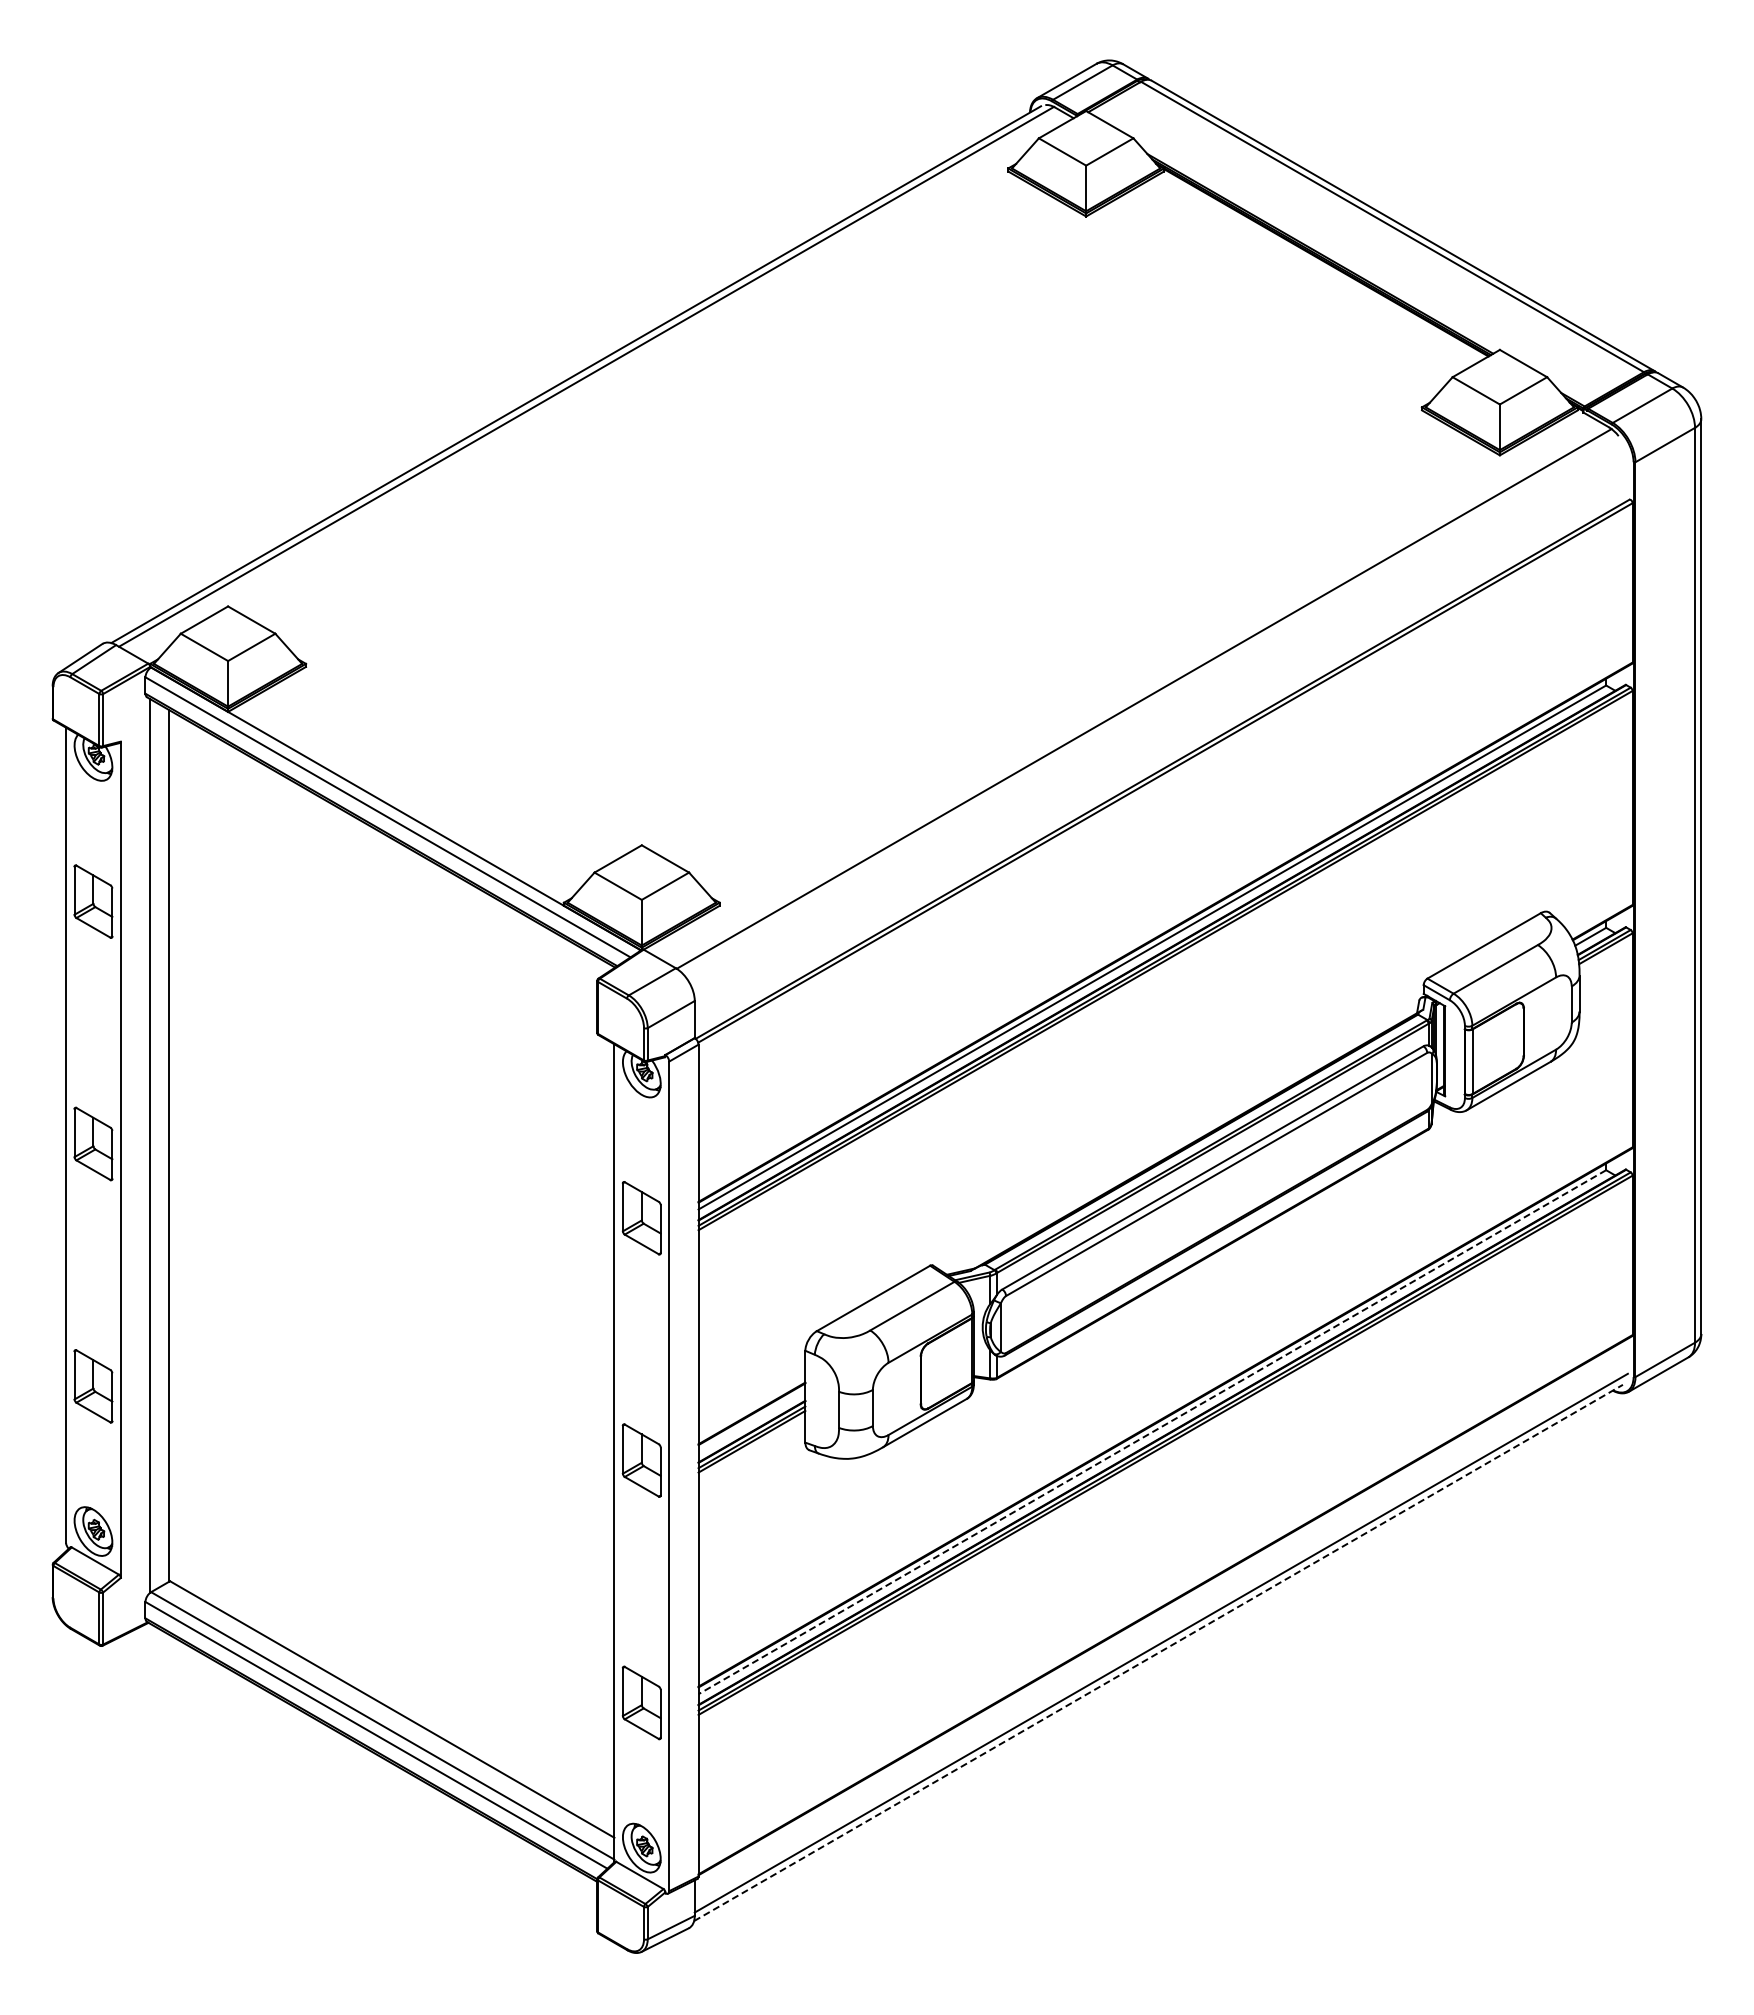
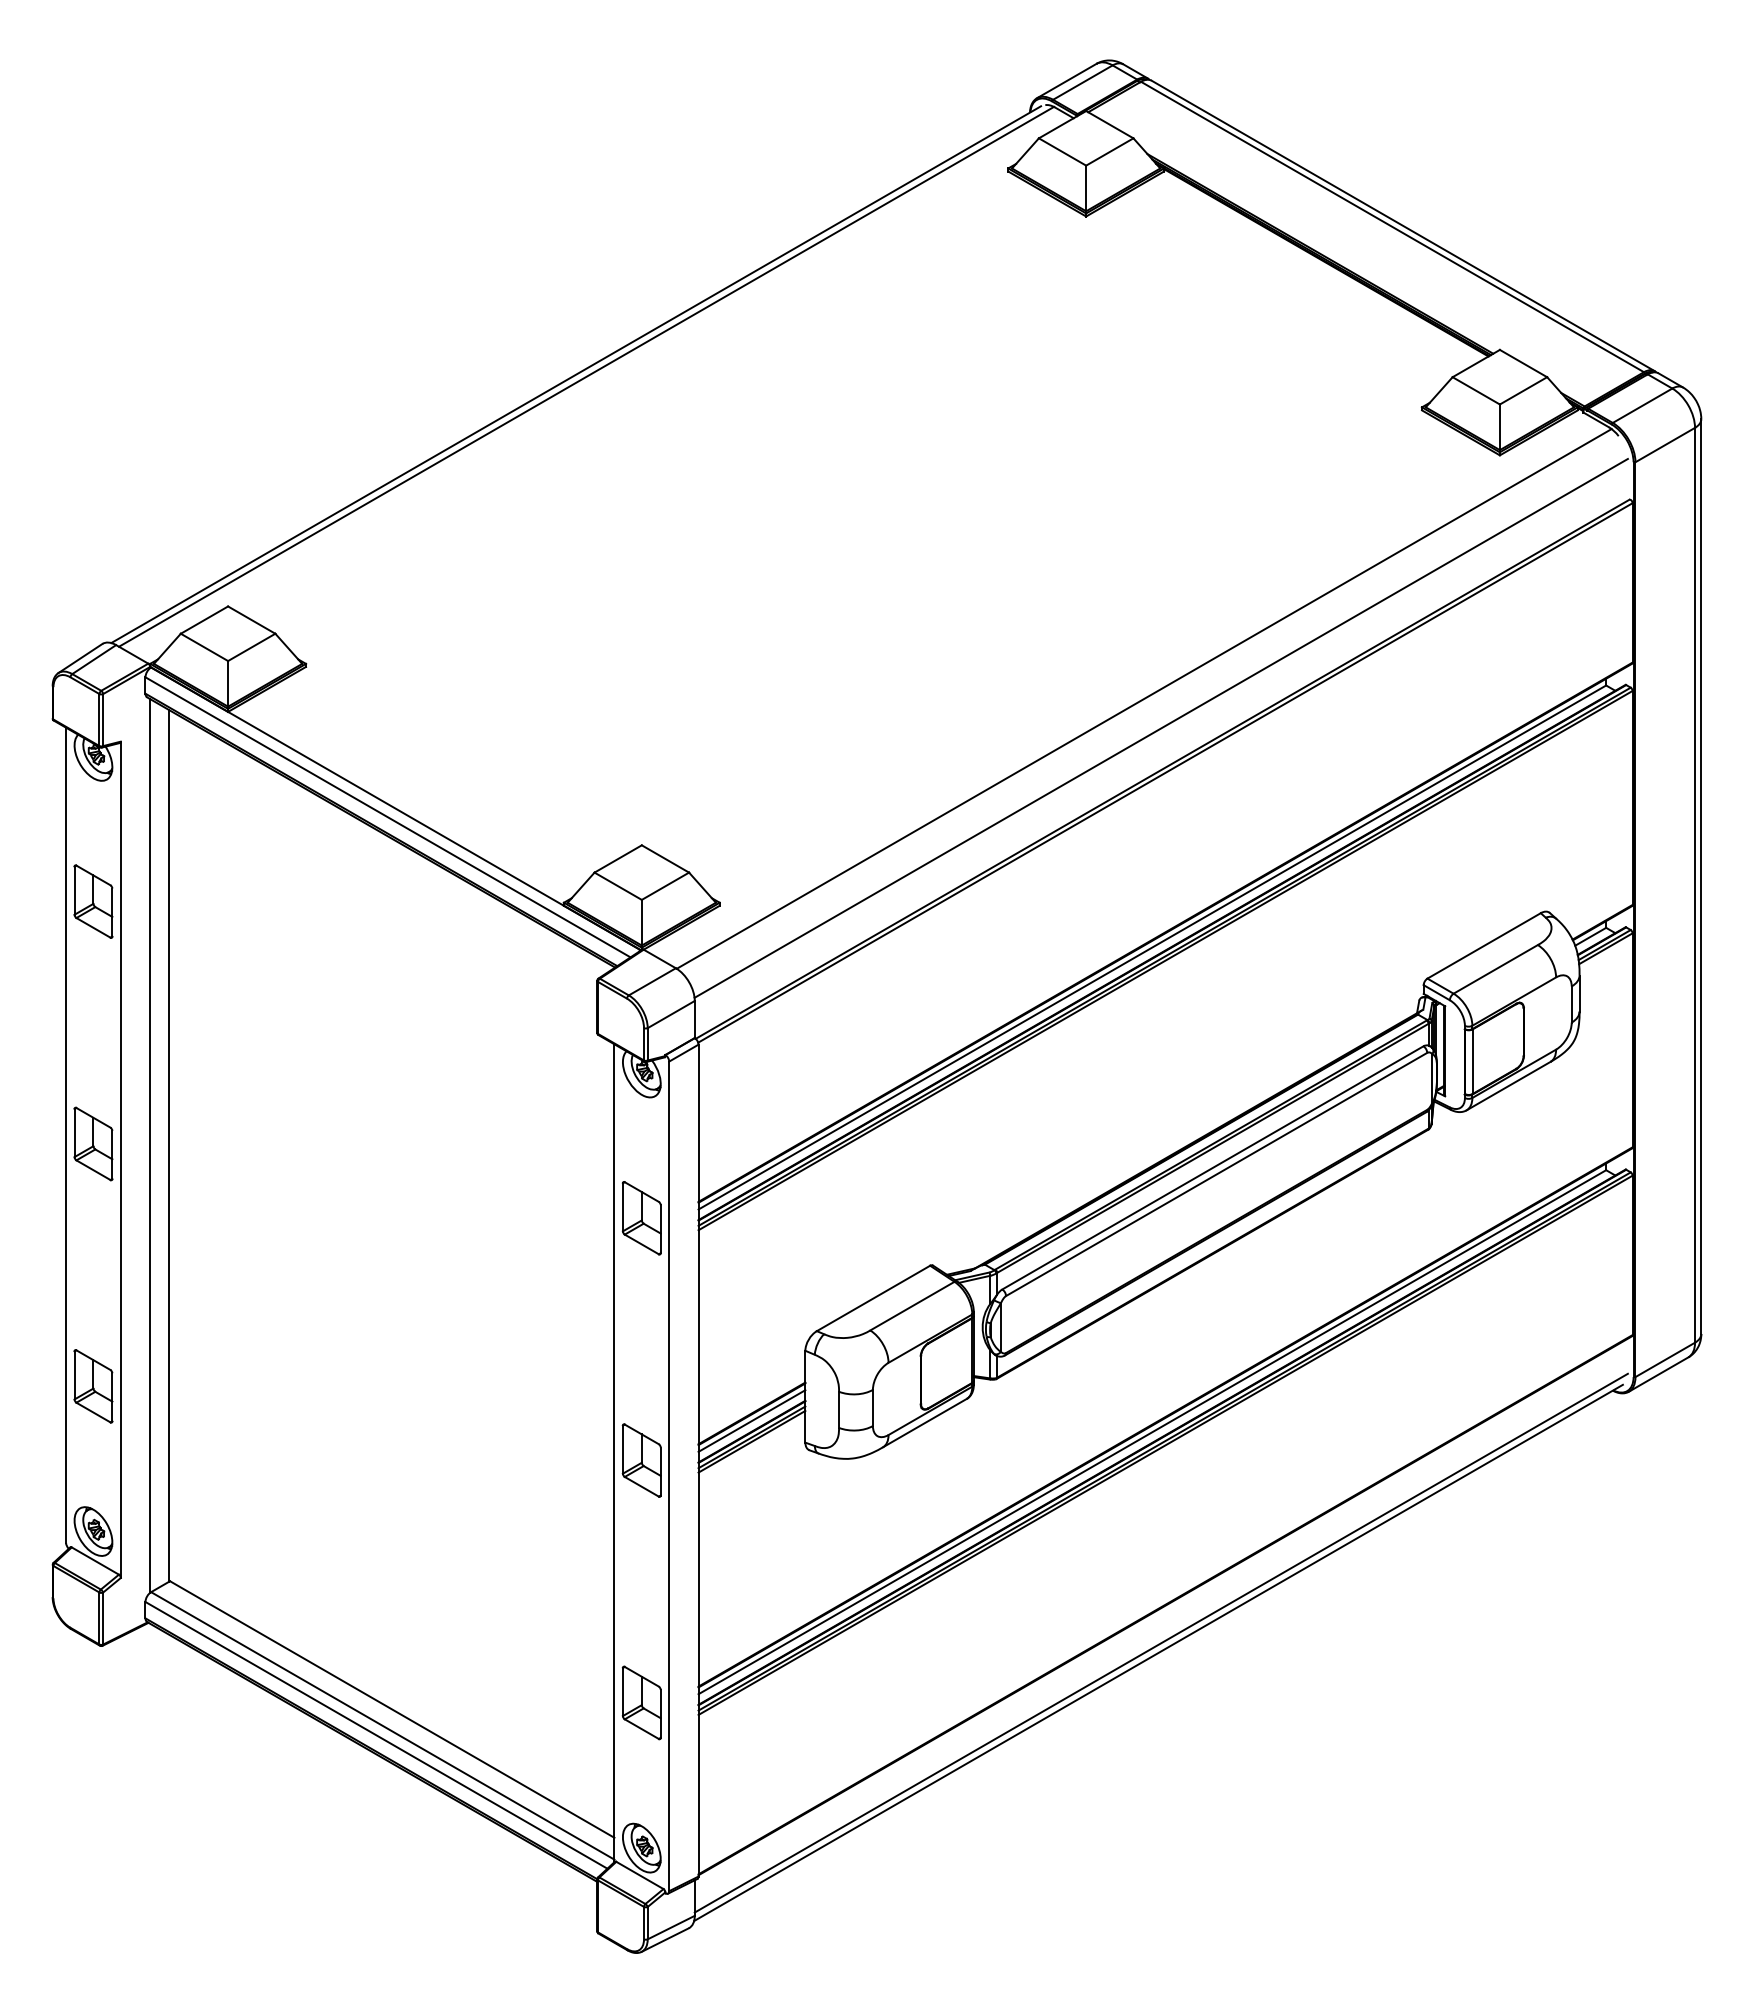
line: none -> present (1160, 727)
line: none -> present (751, 1420)
line: dashed -> solid (1151, 1432)
line: dashed -> solid (1158, 1652)
